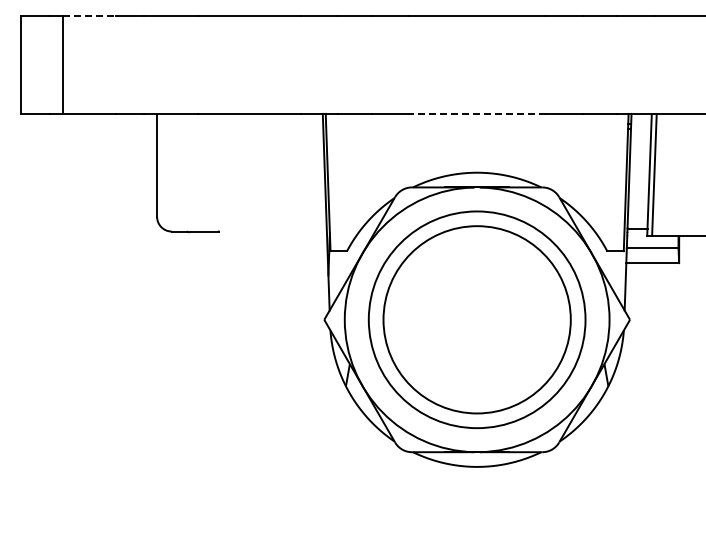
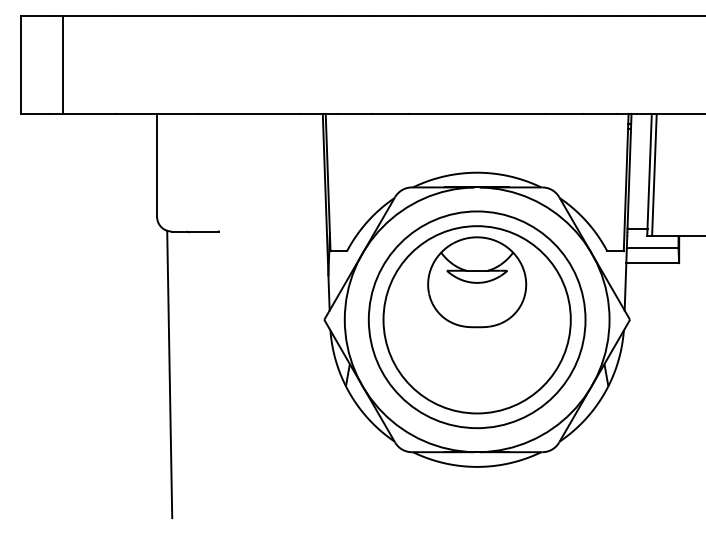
line: dashed -> solid (89, 15)
line: dashed -> solid (477, 113)
part: none -> present (477, 282)
line: none -> present (169, 374)
